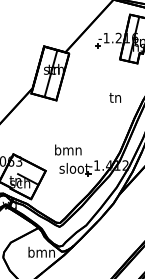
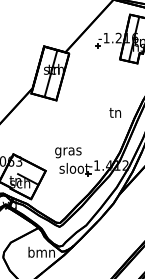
text position: (115, 97) -> (115, 112) (115, 112)
text: bmn -> gras (68, 151)
